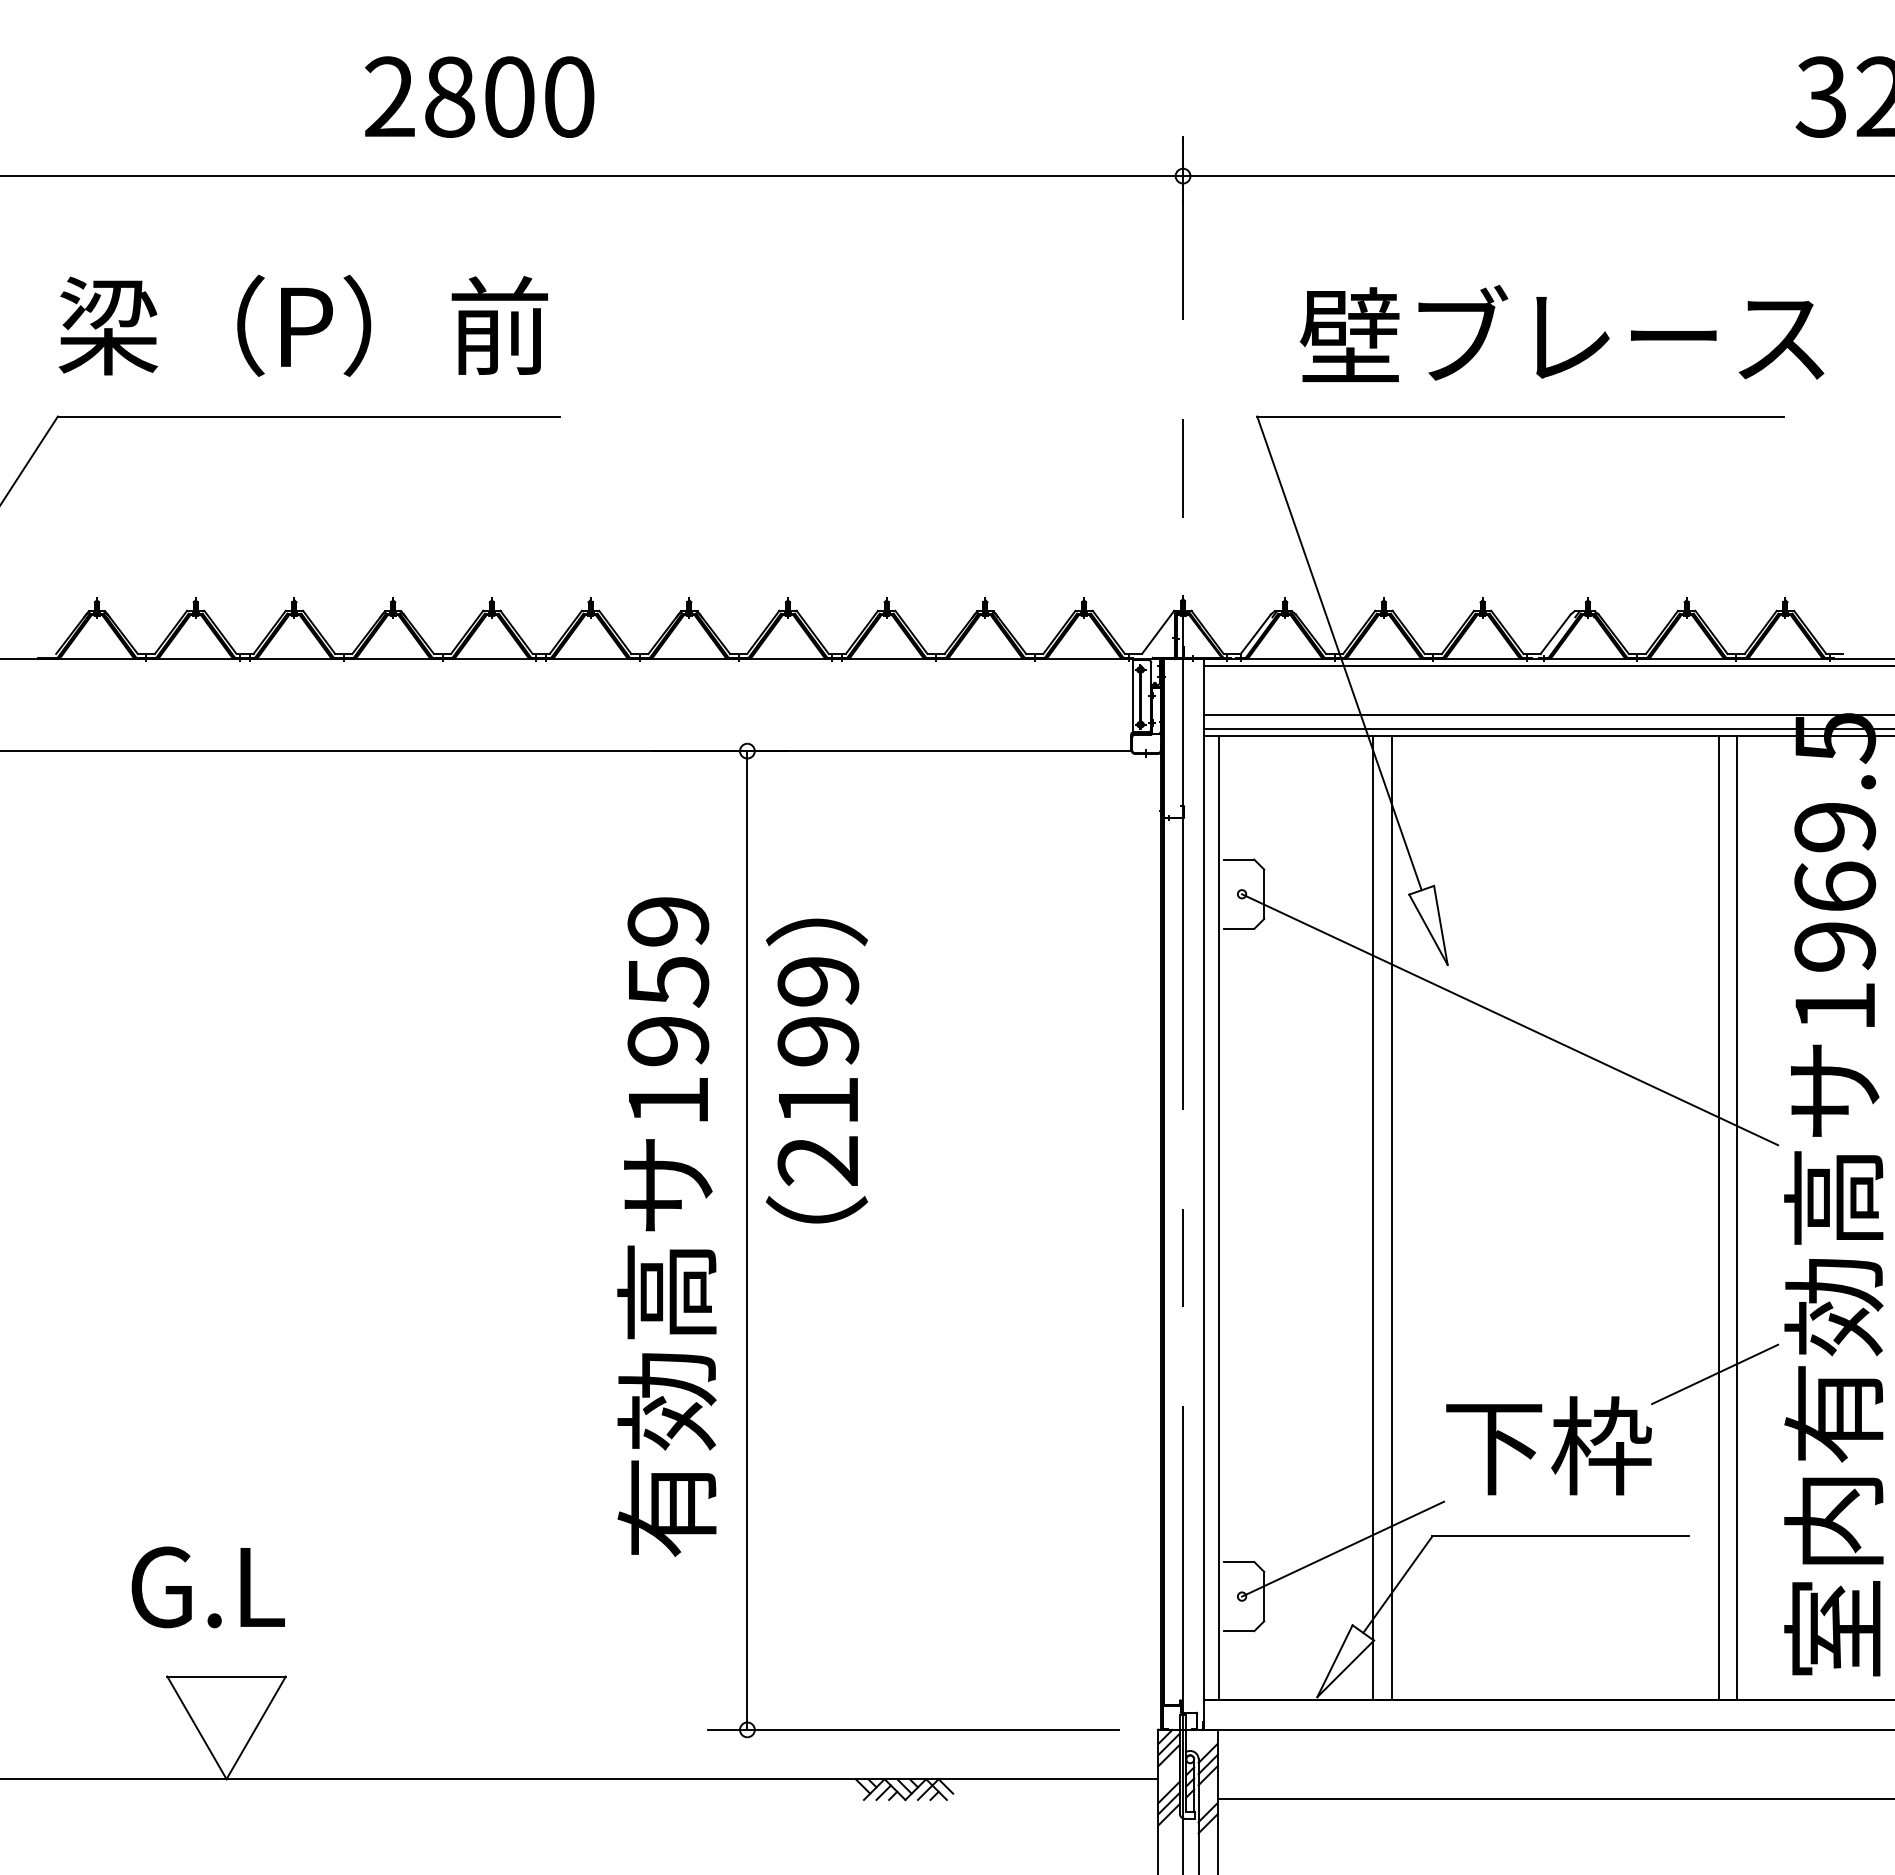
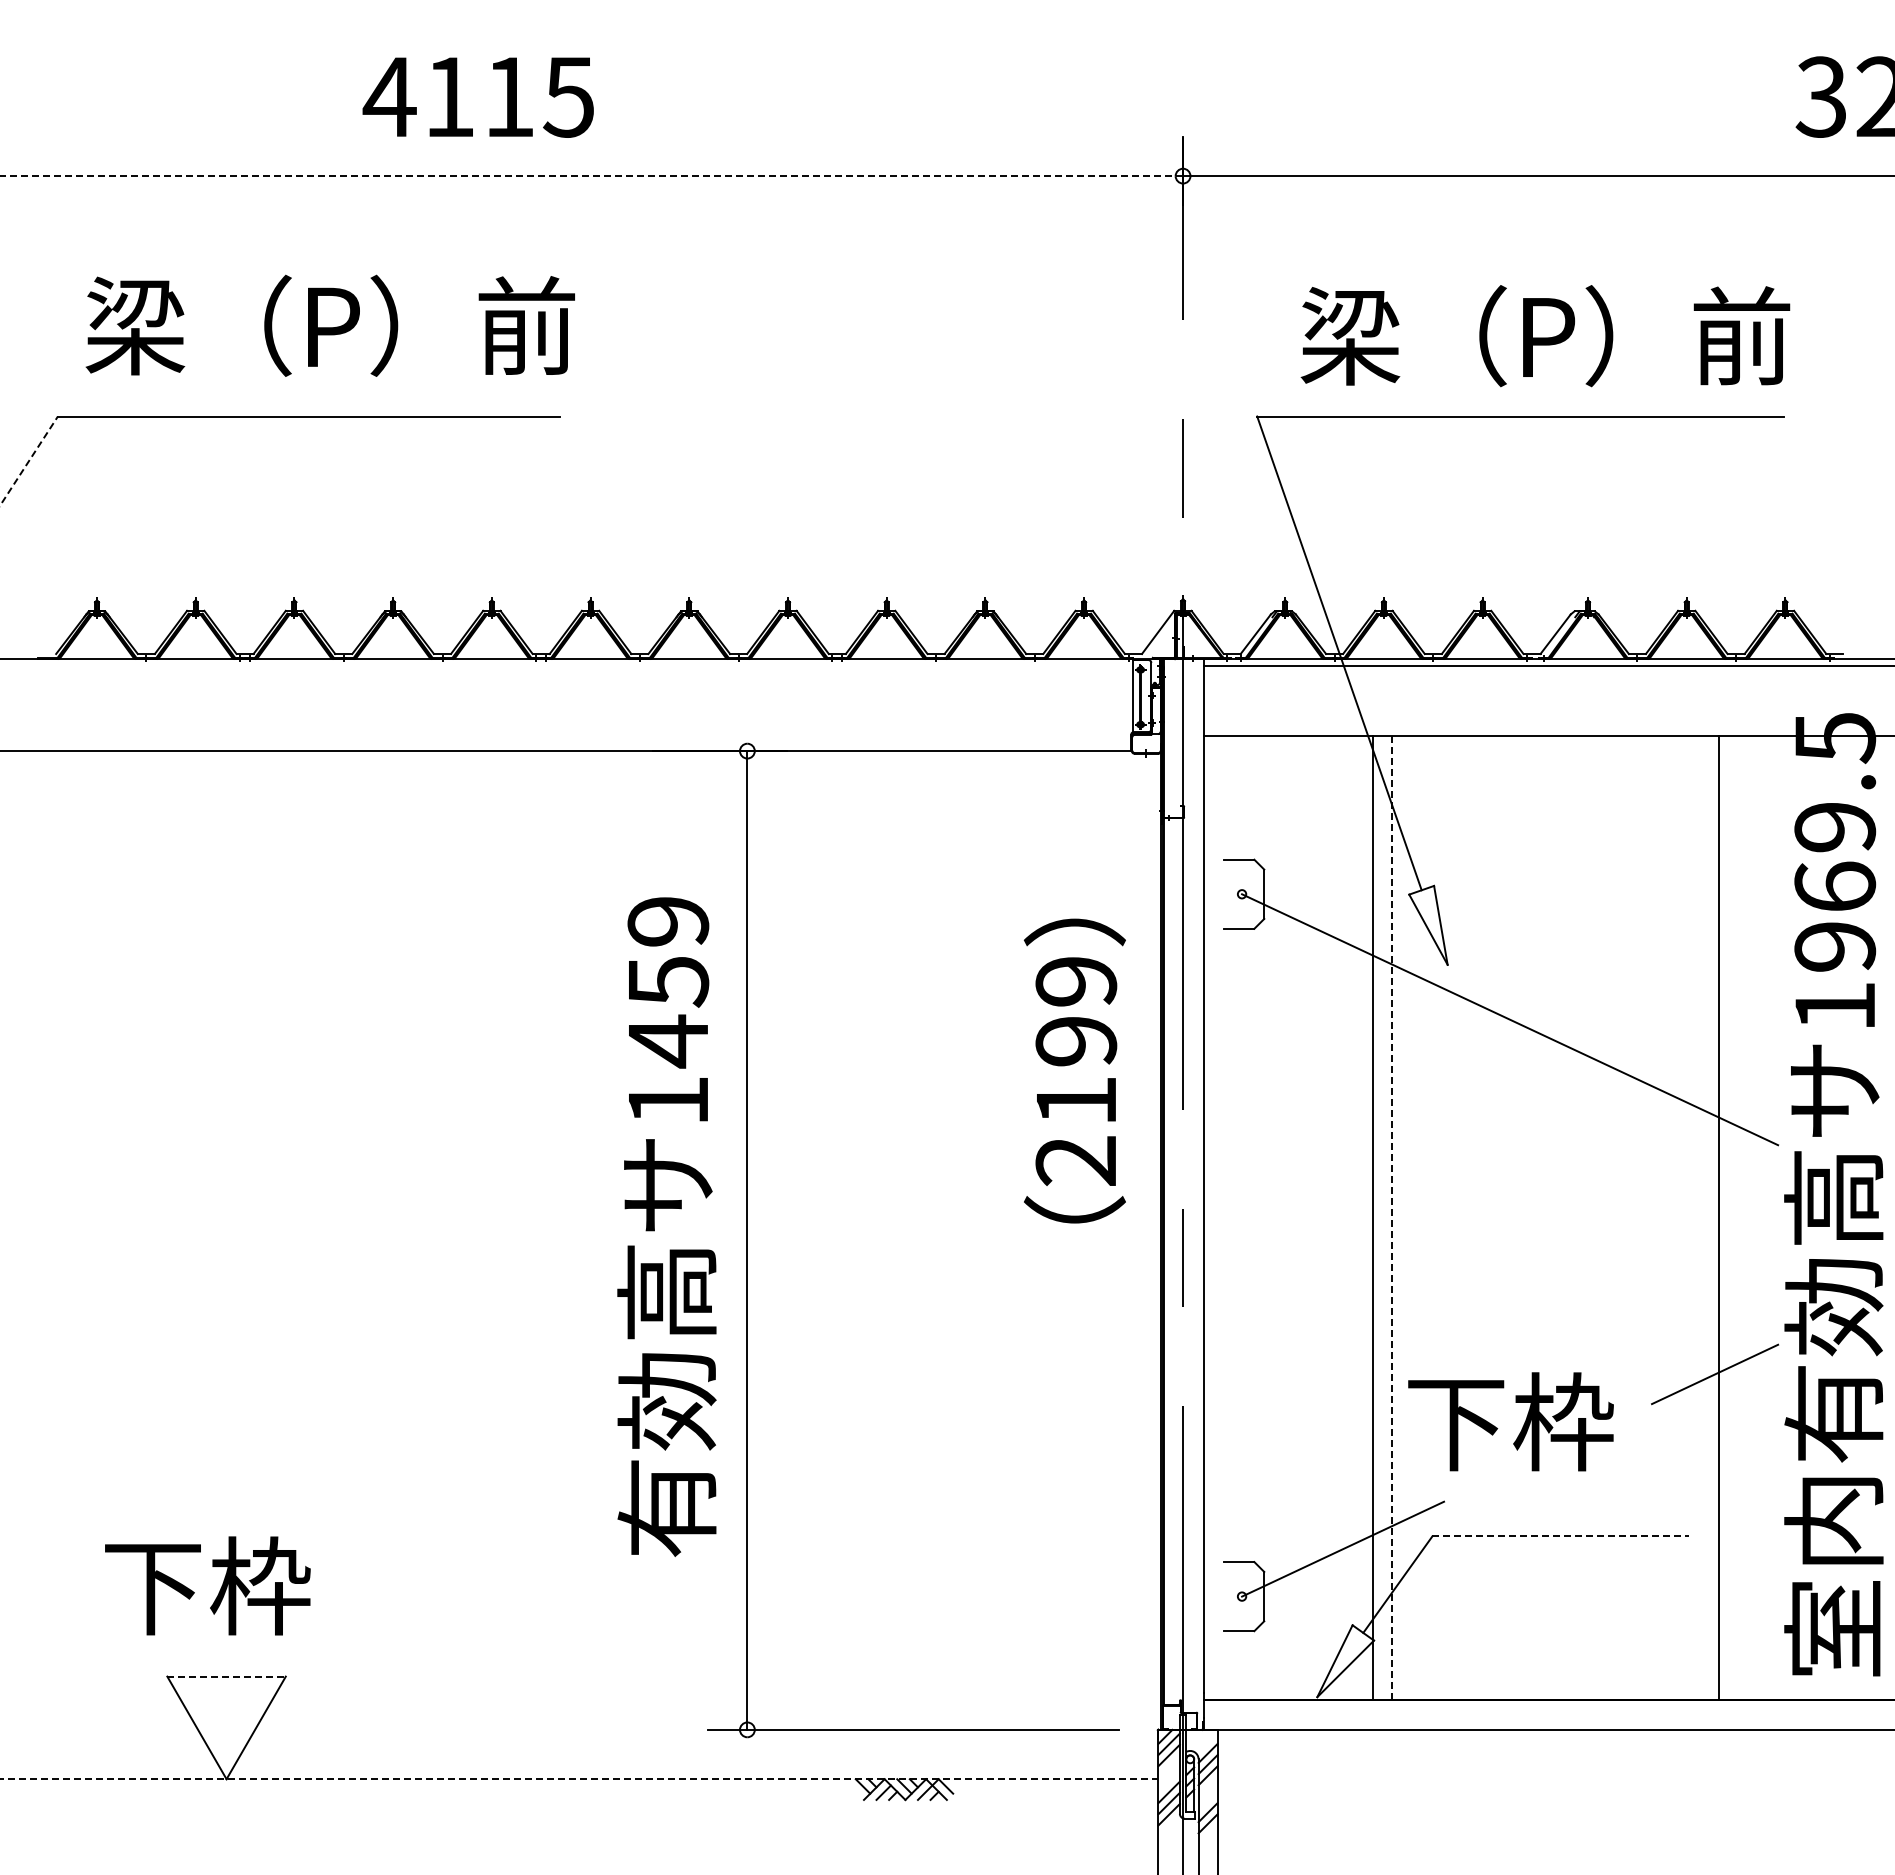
text: 2800 -> 4115 (478, 96)
line: solid -> dashed (591, 176)
text position: (302, 325) -> (329, 325) (329, 325)
text: 壁ブレース -> 梁（P）前 (1561, 335)
line: solid -> dashed (29, 461)
line: present -> none (1547, 715)
line: present -> none (1547, 728)
text: 1959 -> 1459 (668, 1041)
text position: (816, 1070) -> (1074, 1070) (1074, 1070)
line: present -> none (1218, 1218)
line: solid -> dashed (1391, 1218)
line: present -> none (1737, 1218)
text position: (1548, 1445) -> (1510, 1421) (1510, 1421)
line: solid -> dashed (1561, 1536)
text: G.L -> 下枠 (207, 1585)
line: solid -> dashed (227, 1676)
line: solid -> dashed (579, 1779)
line: present -> none (1554, 1798)
